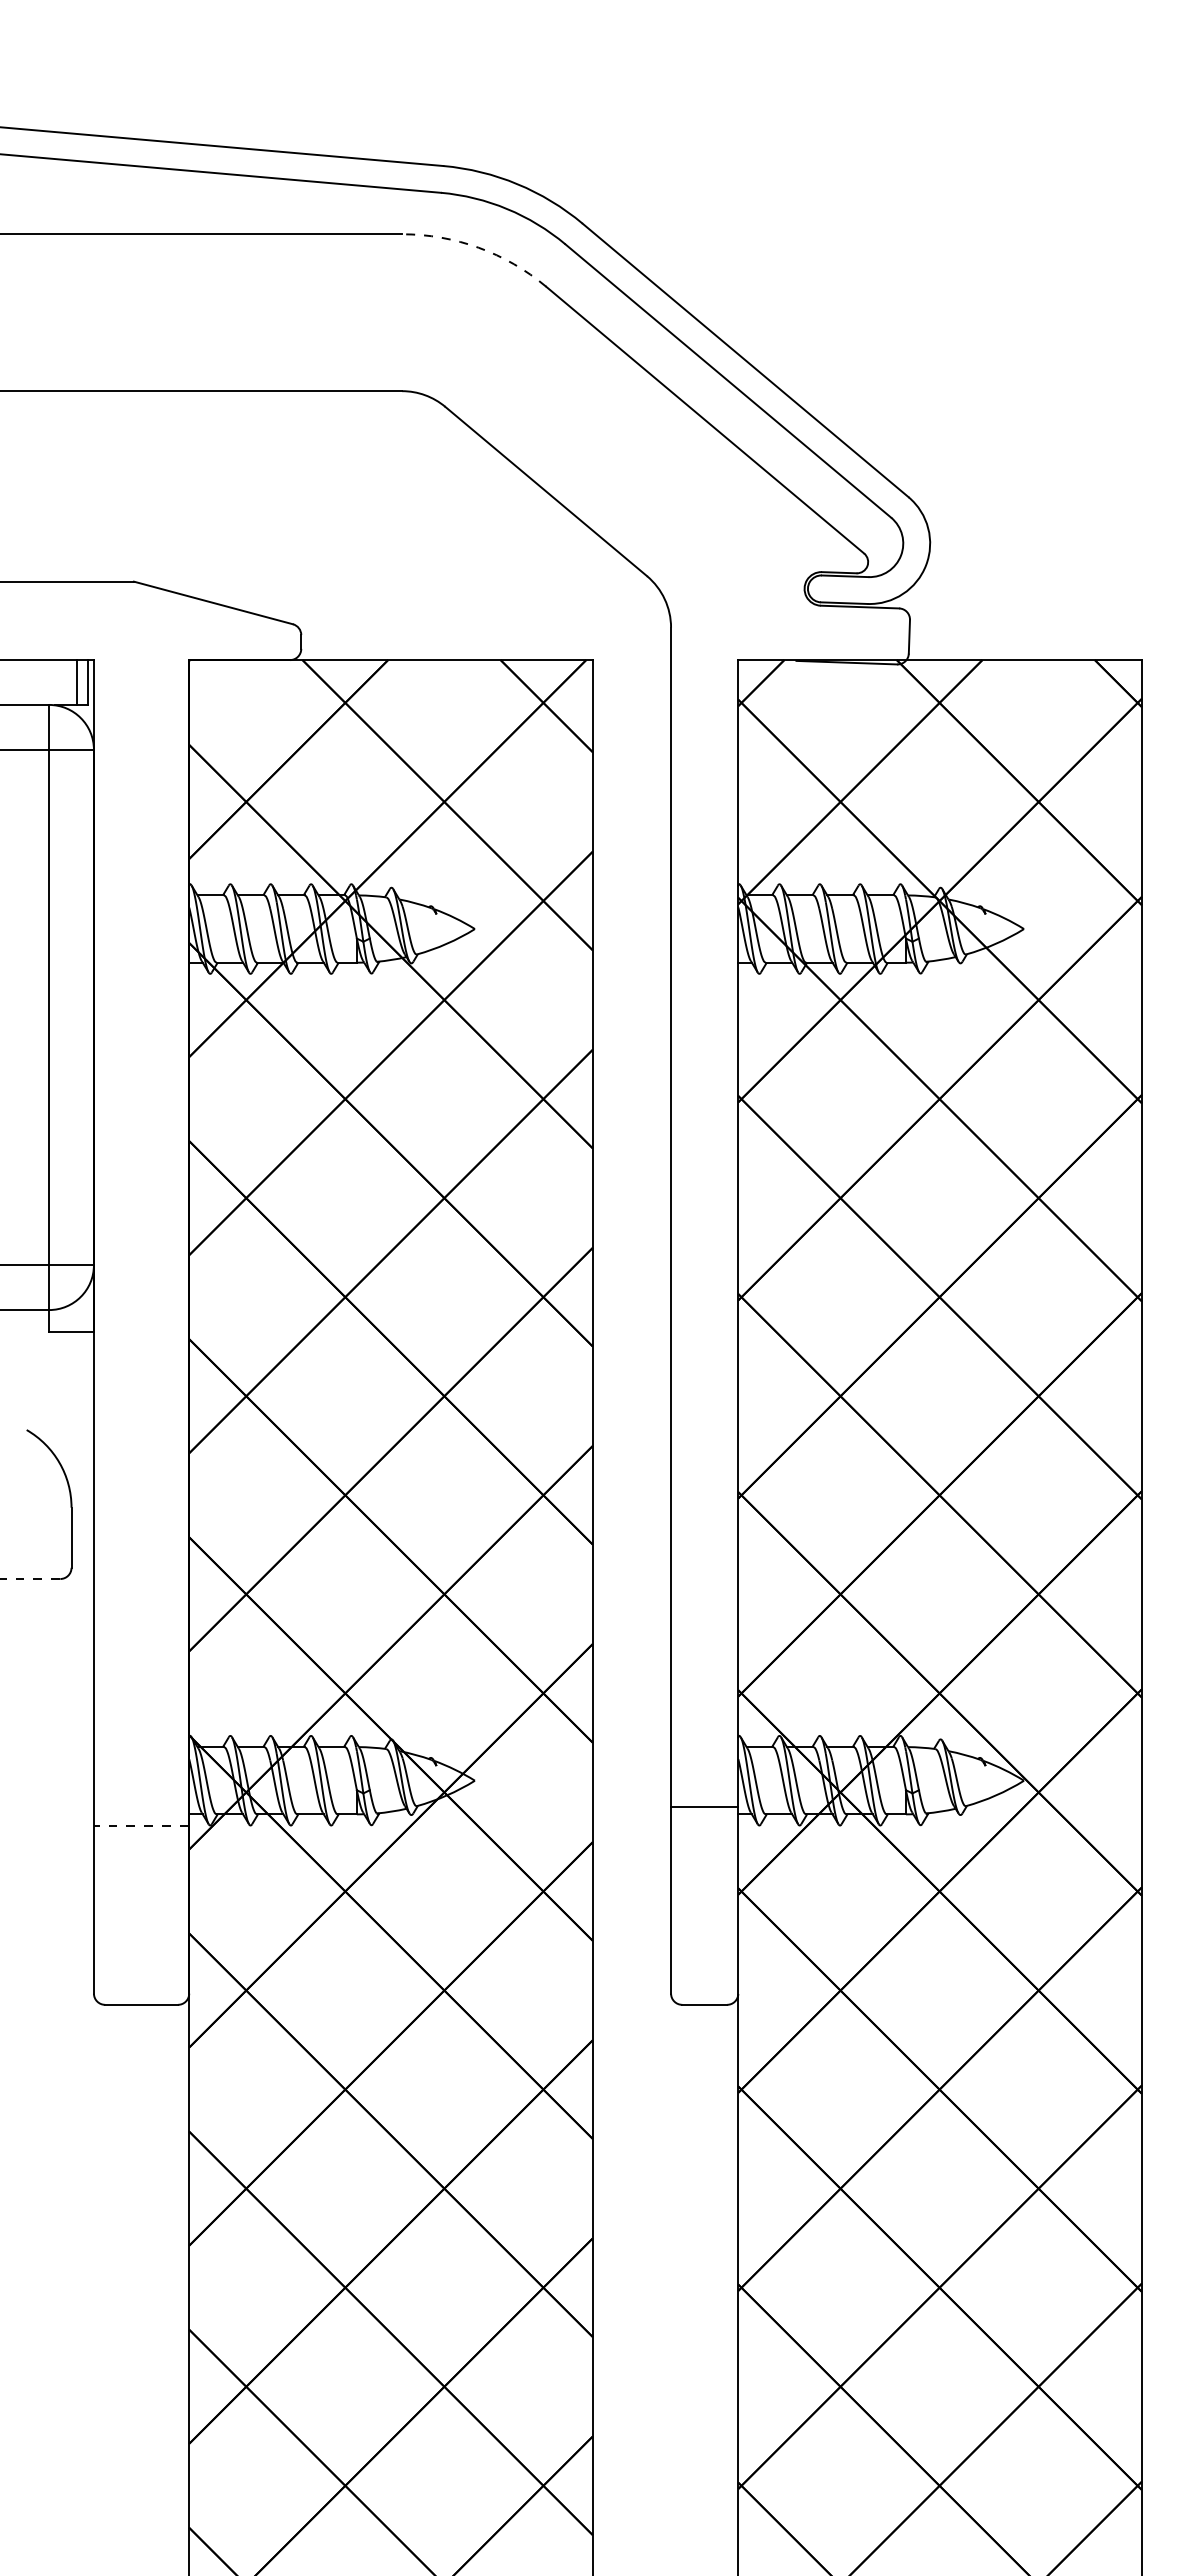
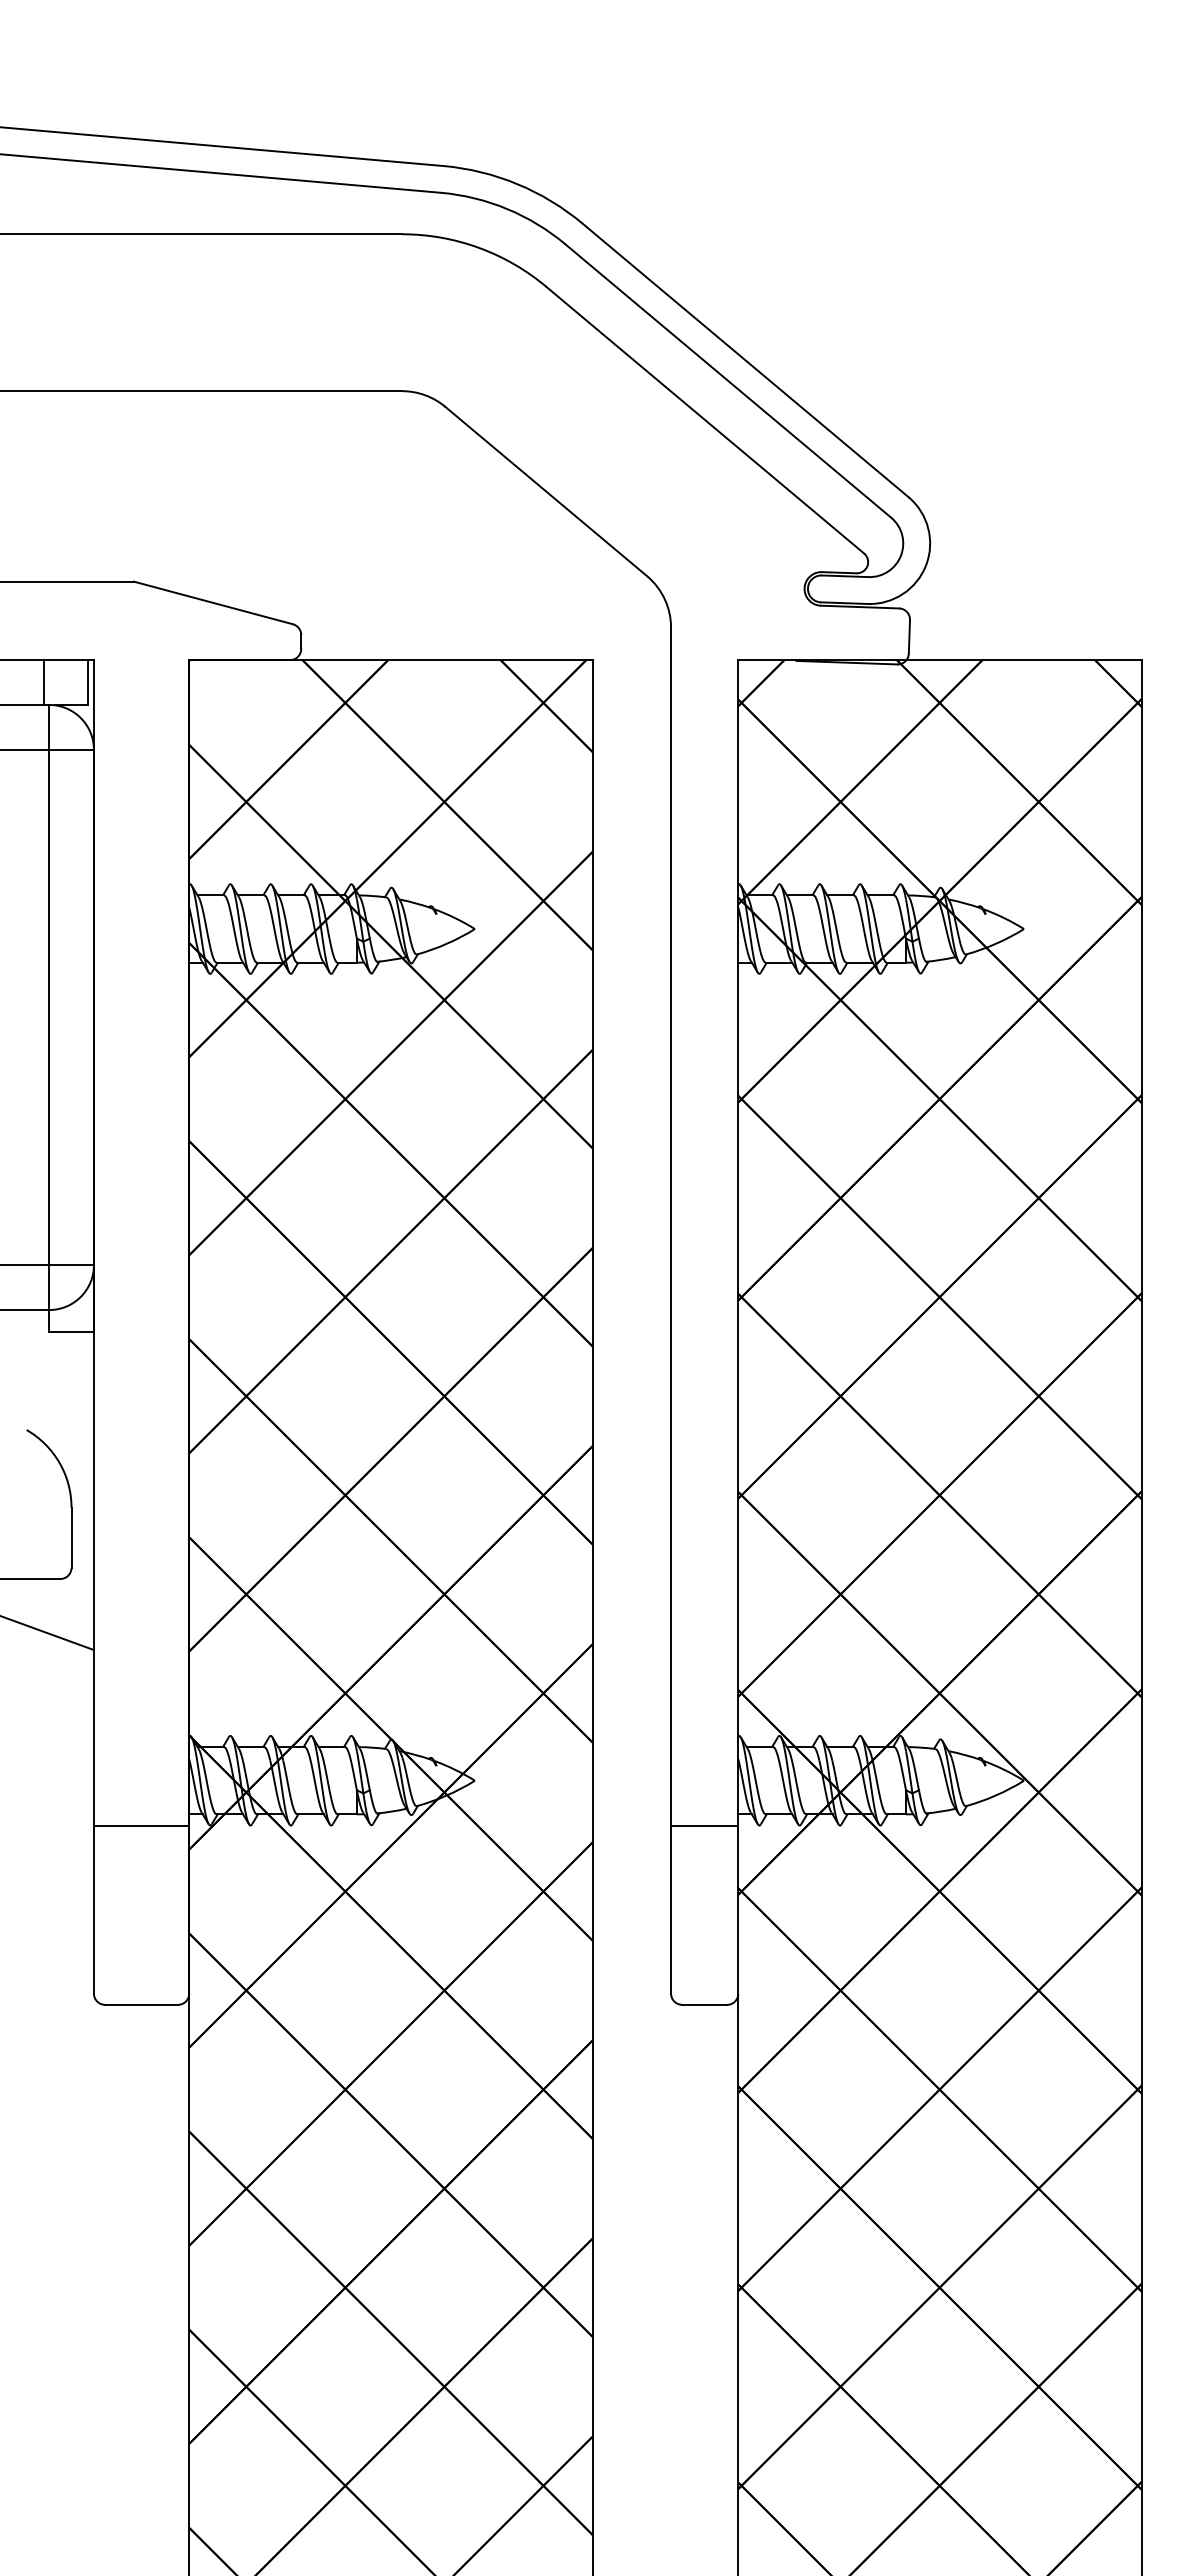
arc: dashed -> solid (478, 247)
line position: (76, 682) -> (43, 682) (43, 682)
line: dashed -> solid (29, 1579)
line: none -> present (47, 1633)
line position: (704, 1806) -> (704, 1825) (704, 1825)
line: dashed -> solid (141, 1825)
